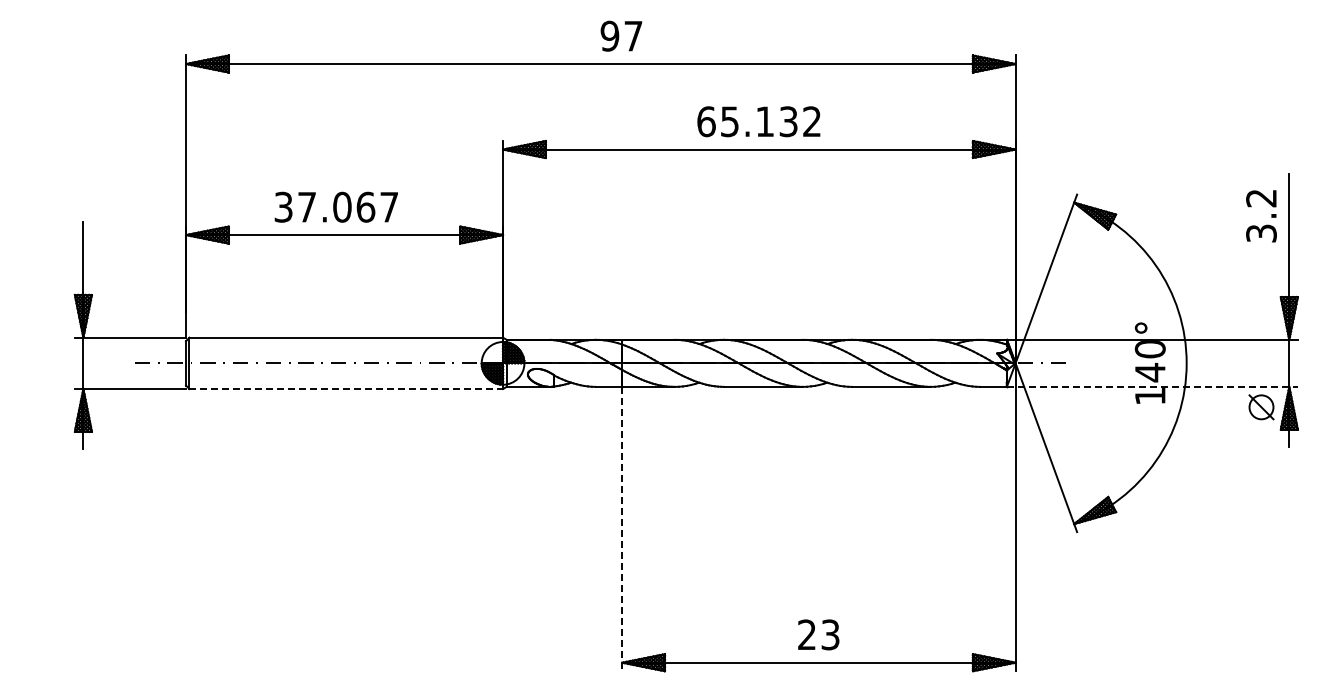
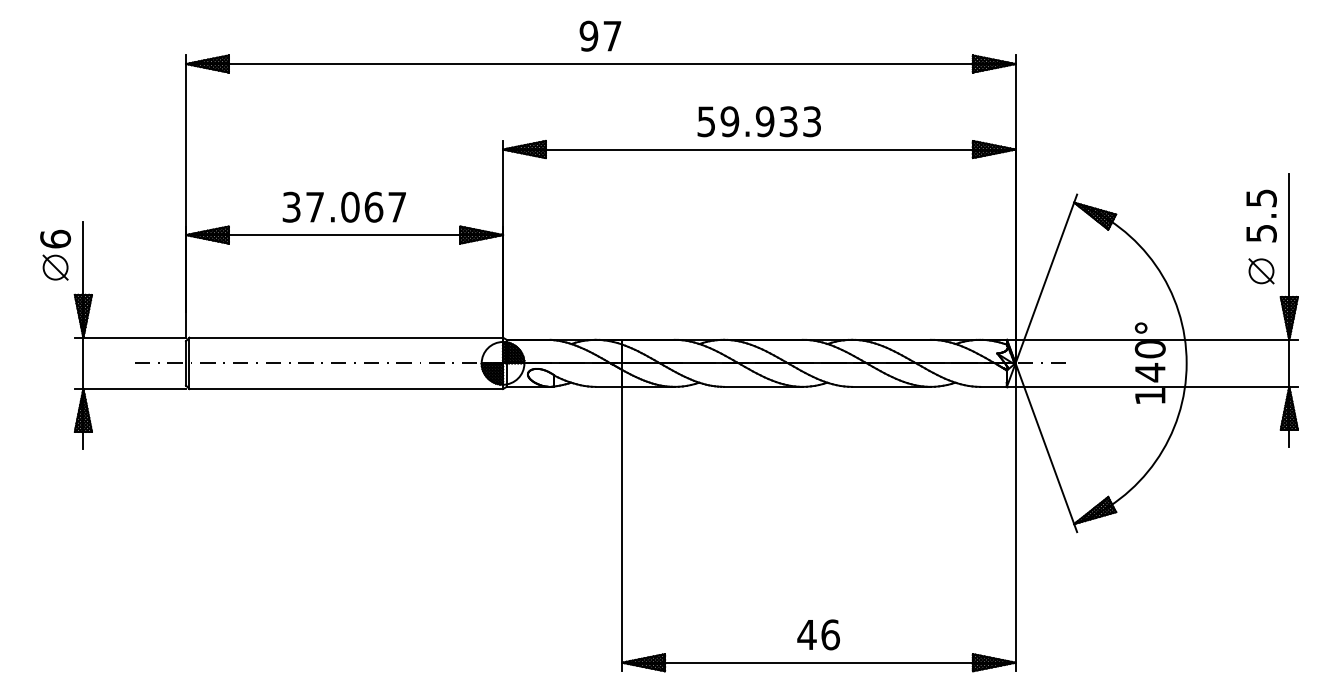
text position: (621, 35) -> (600, 35) (600, 35)
text: 65.132 -> 59.933 (758, 121)
text position: (335, 206) -> (343, 206) (343, 206)
text: 3.2 -> 5.5 (1261, 215)
part: none -> present (55, 254)
line: dashed -> solid (1152, 386)
line: dashed -> solid (346, 389)
part position: (1261, 407) -> (1261, 271) (1261, 271)
line: dashed -> solid (622, 529)
text: 23 -> 46 (818, 634)
